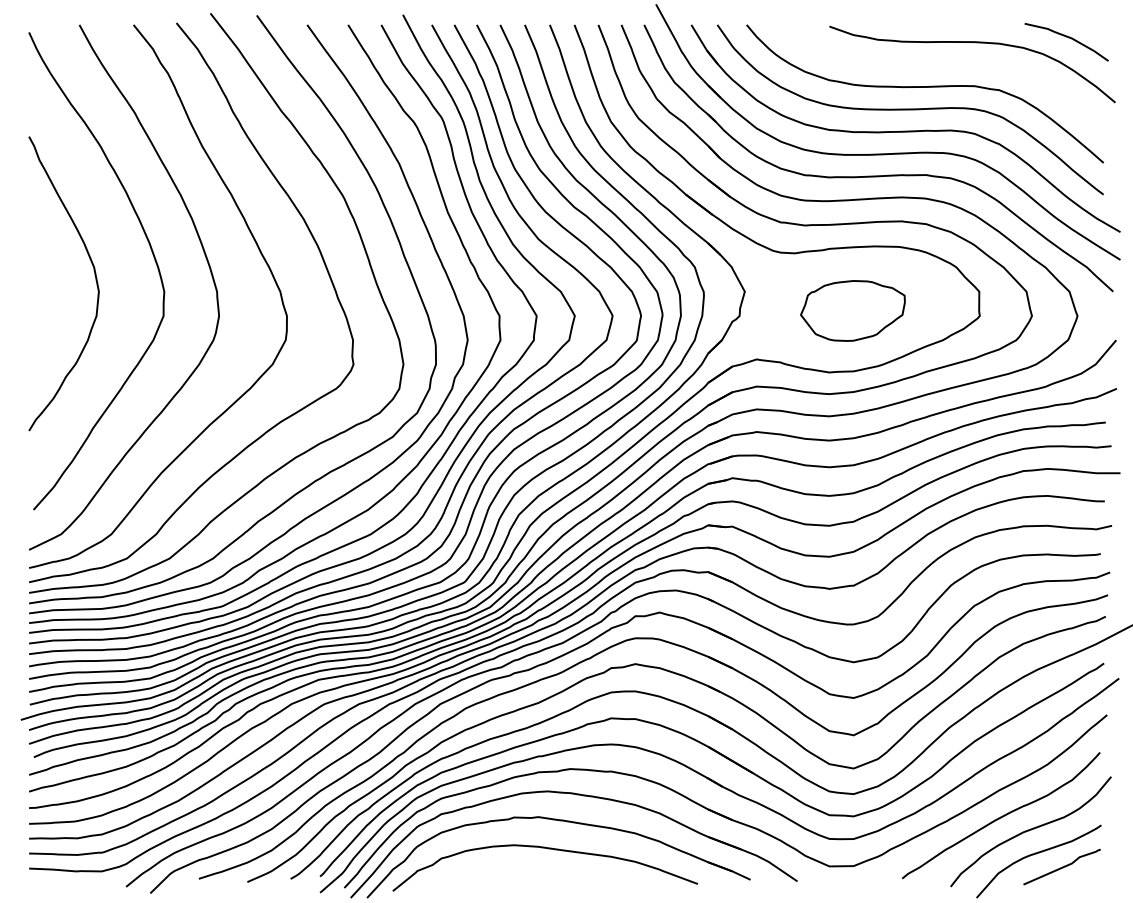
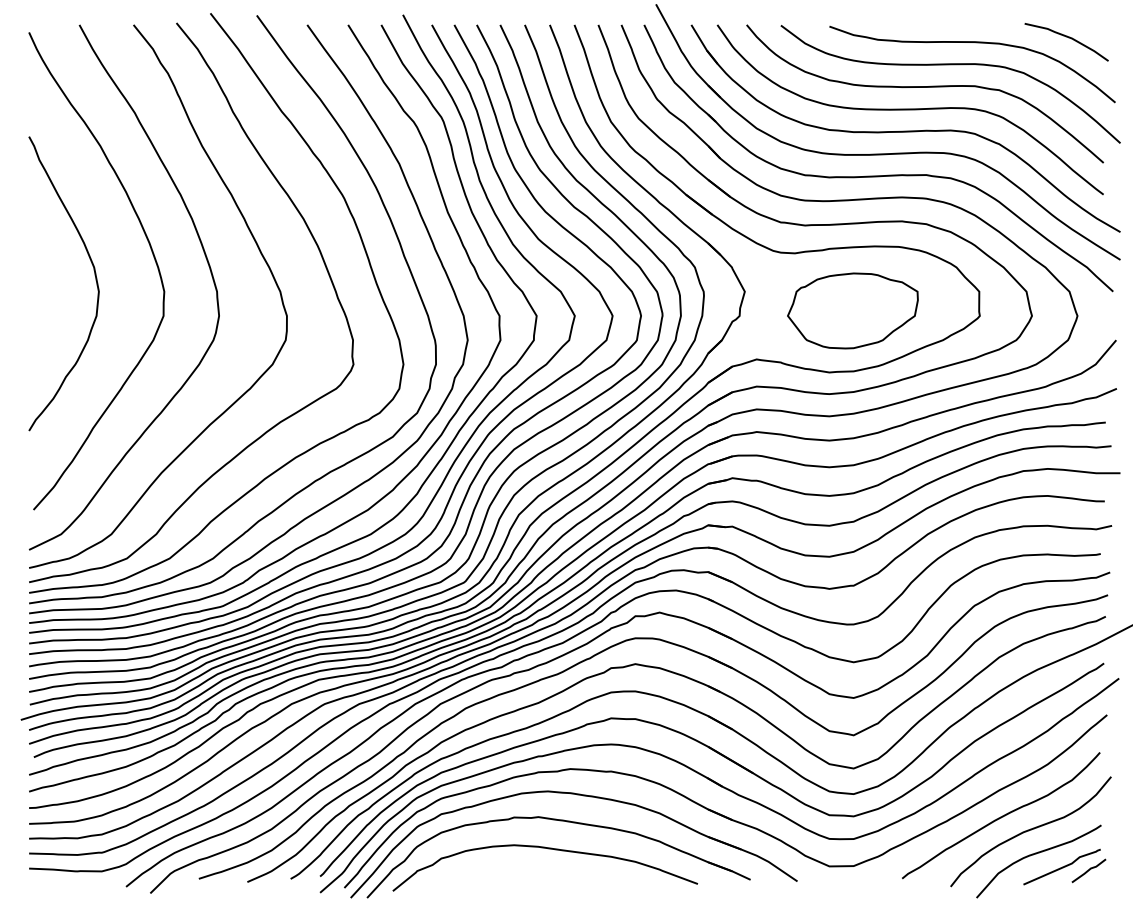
curve: none -> present (950, 65)
part size: 106x62 px -> 132x78 px (852, 310)
line: none -> present (1088, 870)
